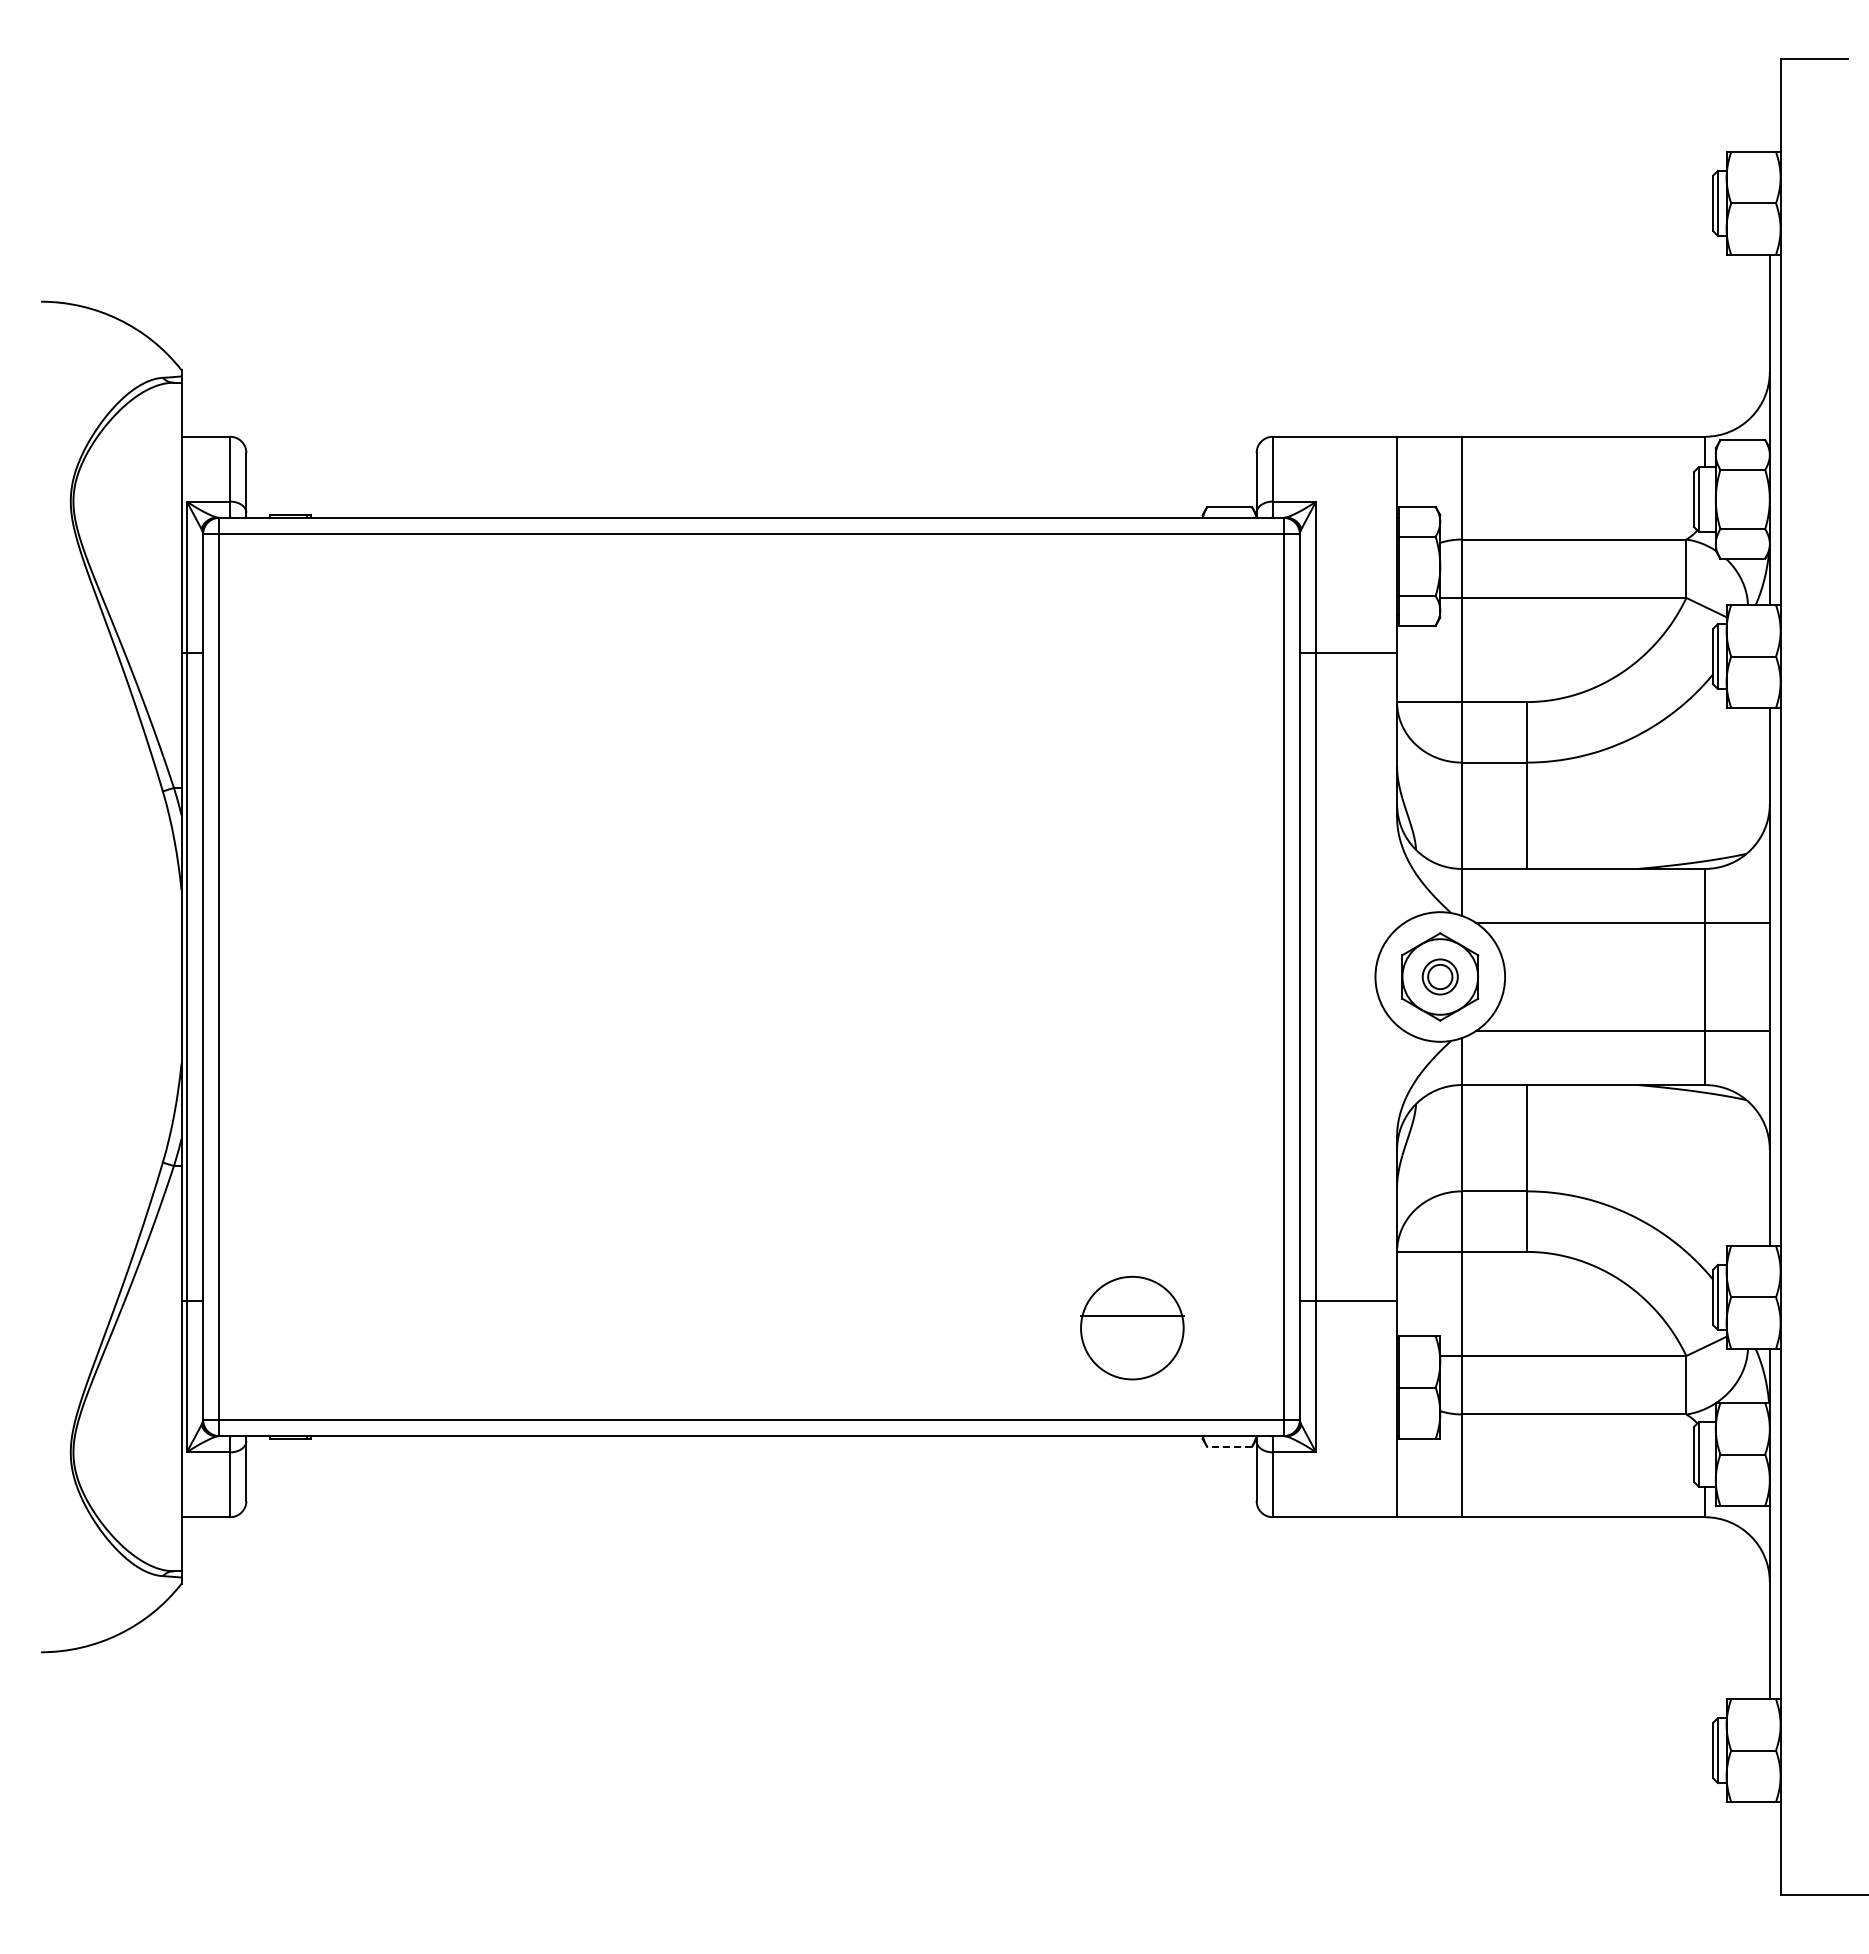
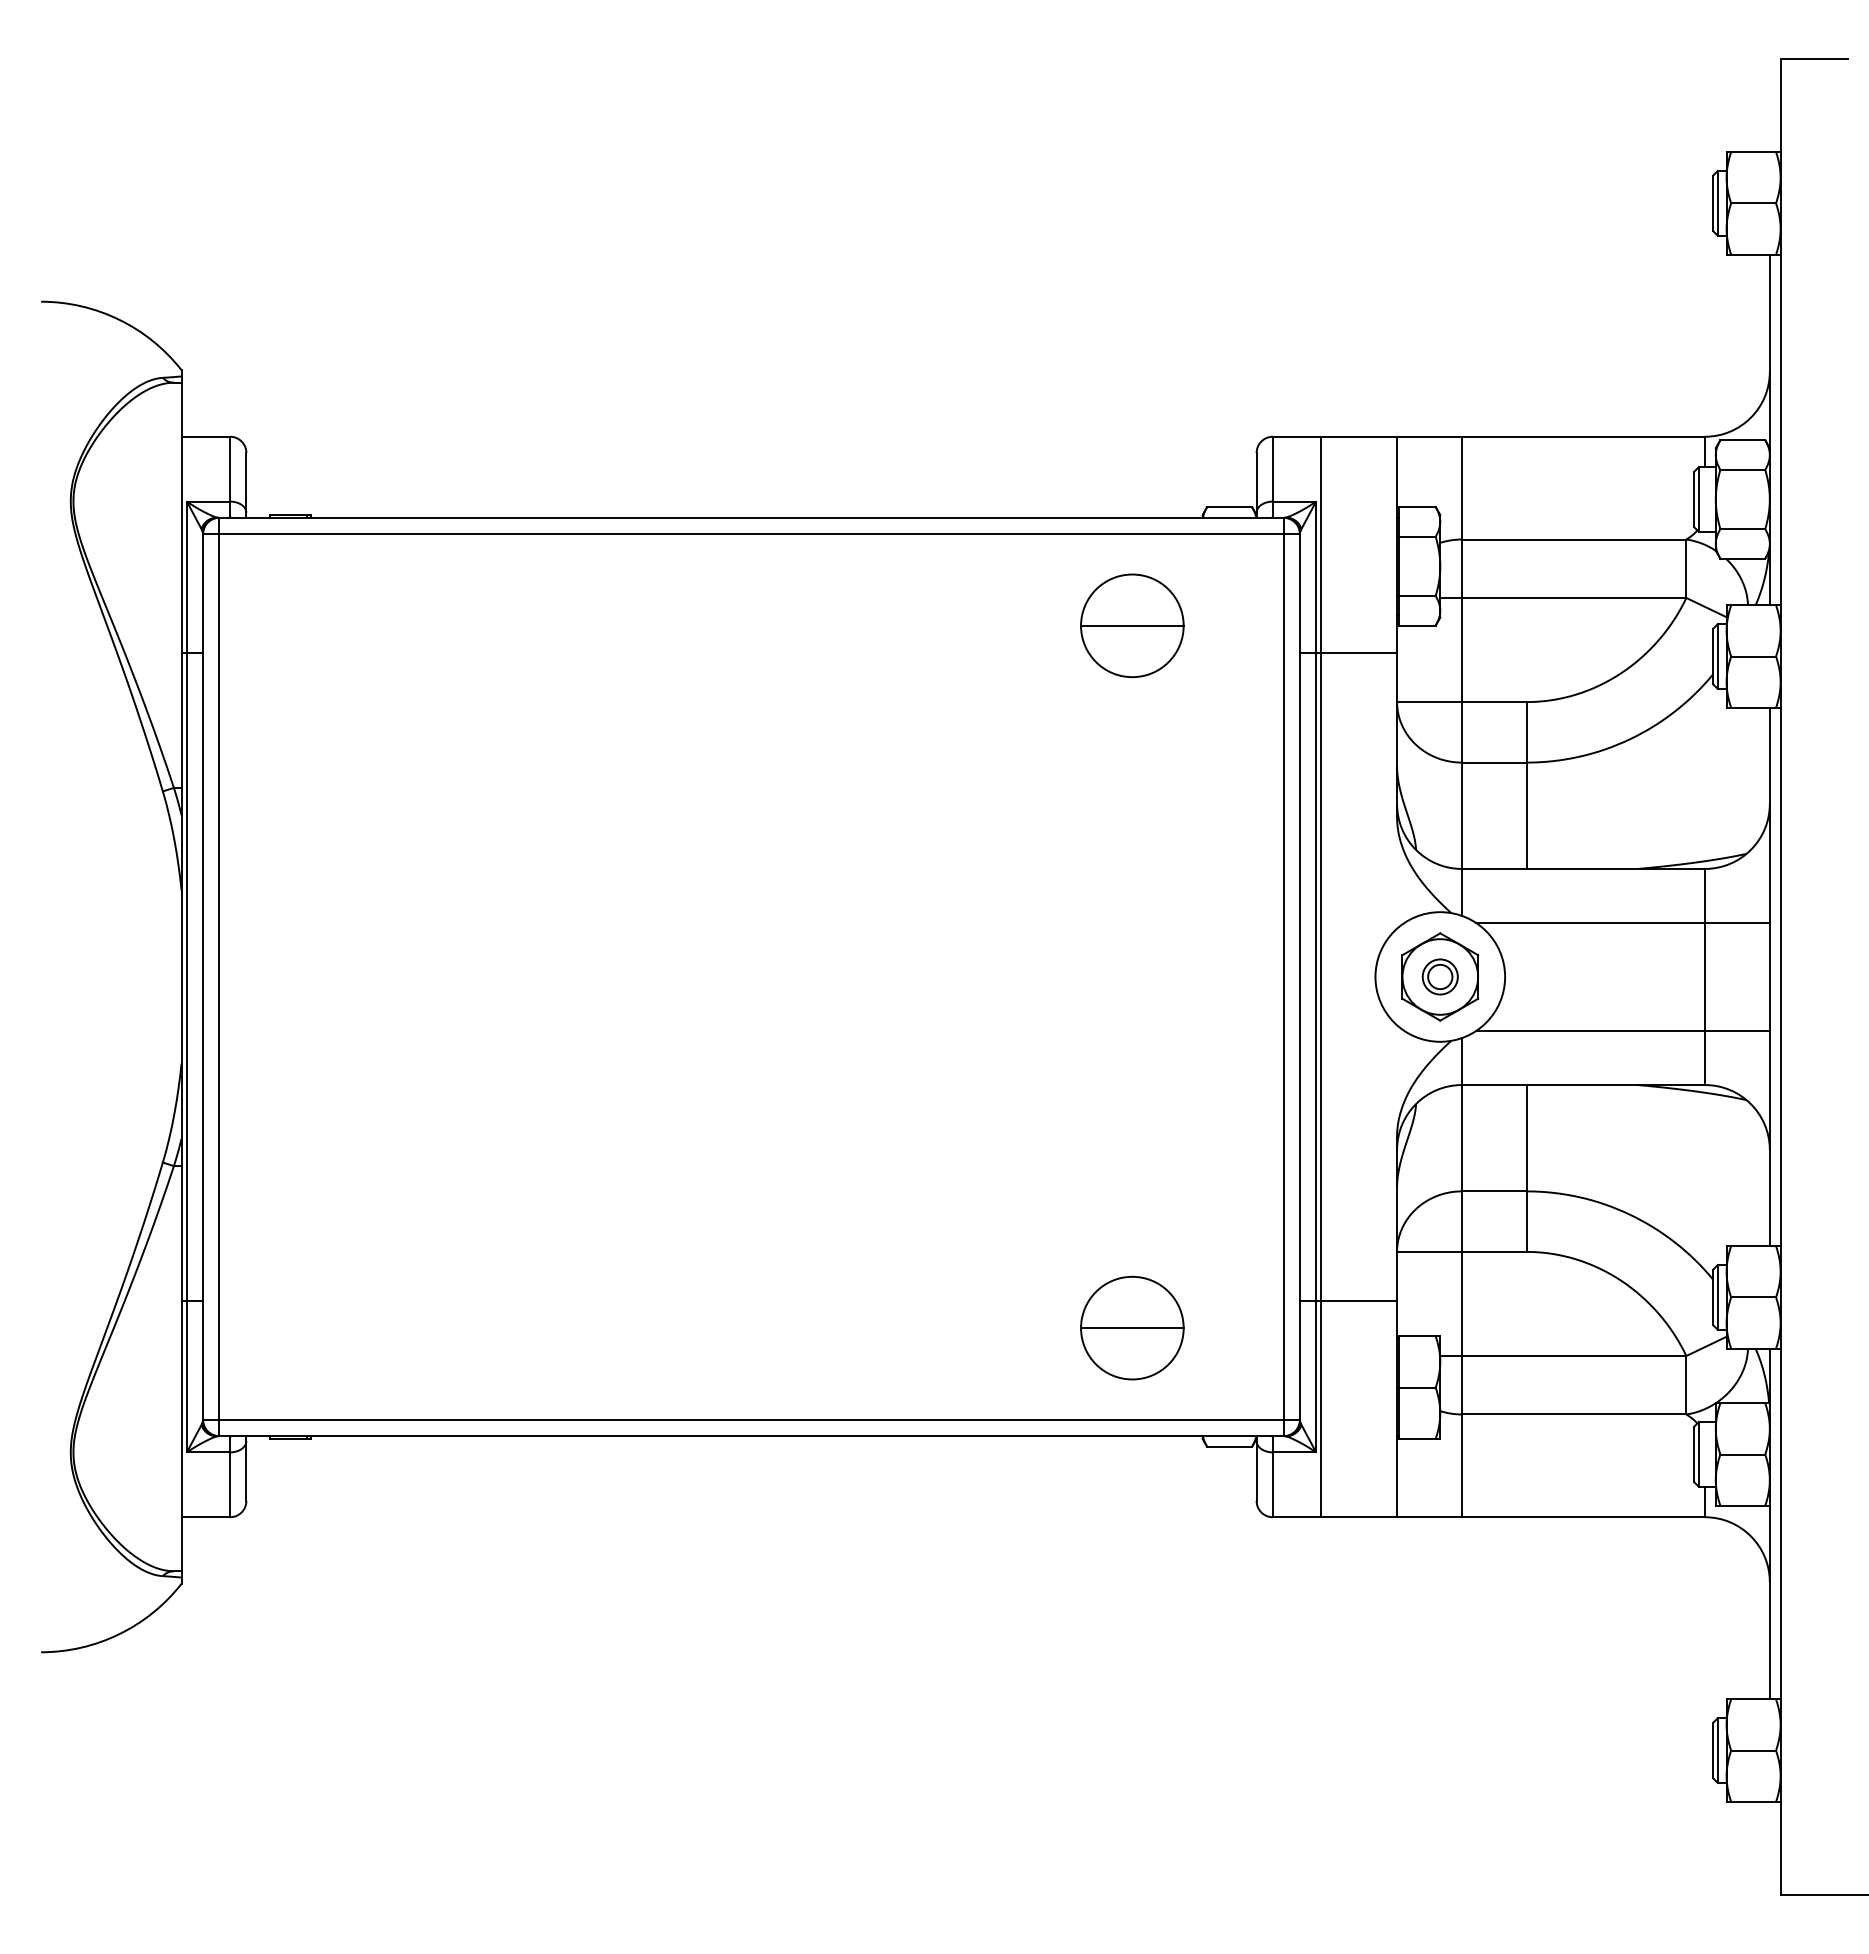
part: none -> present (1132, 625)
line: none -> present (1321, 976)
line position: (1132, 1316) -> (1132, 1328) (1132, 1328)
line: dashed -> solid (1229, 1446)
